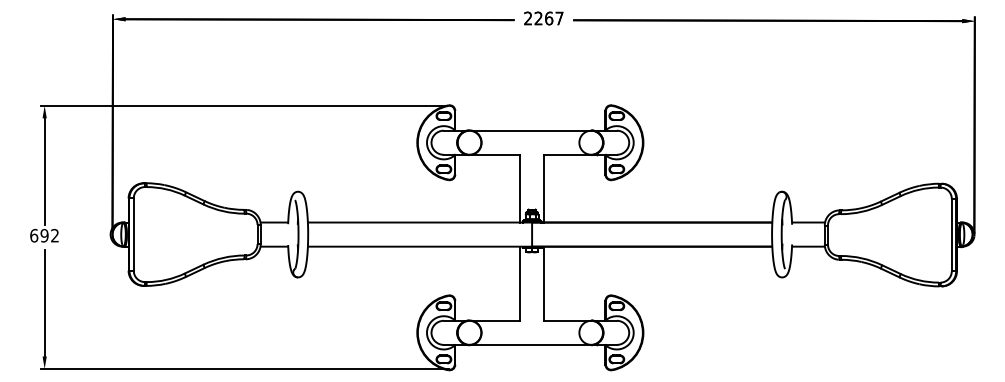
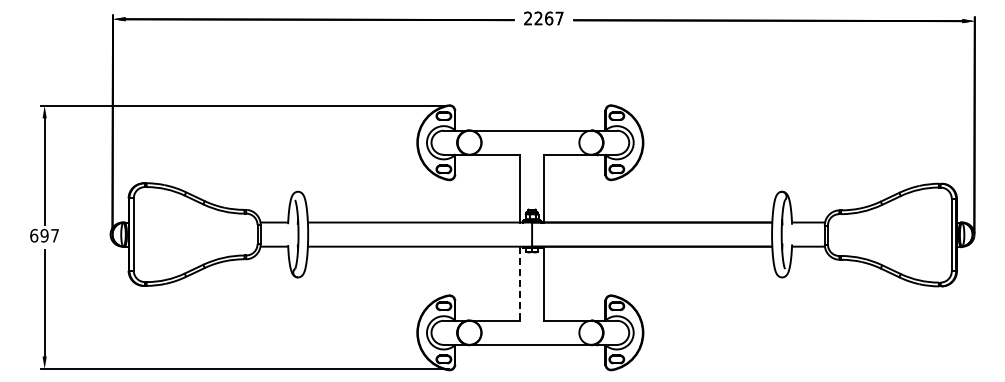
text: 692 -> 697 (54, 235)
line: solid -> dashed (519, 284)
